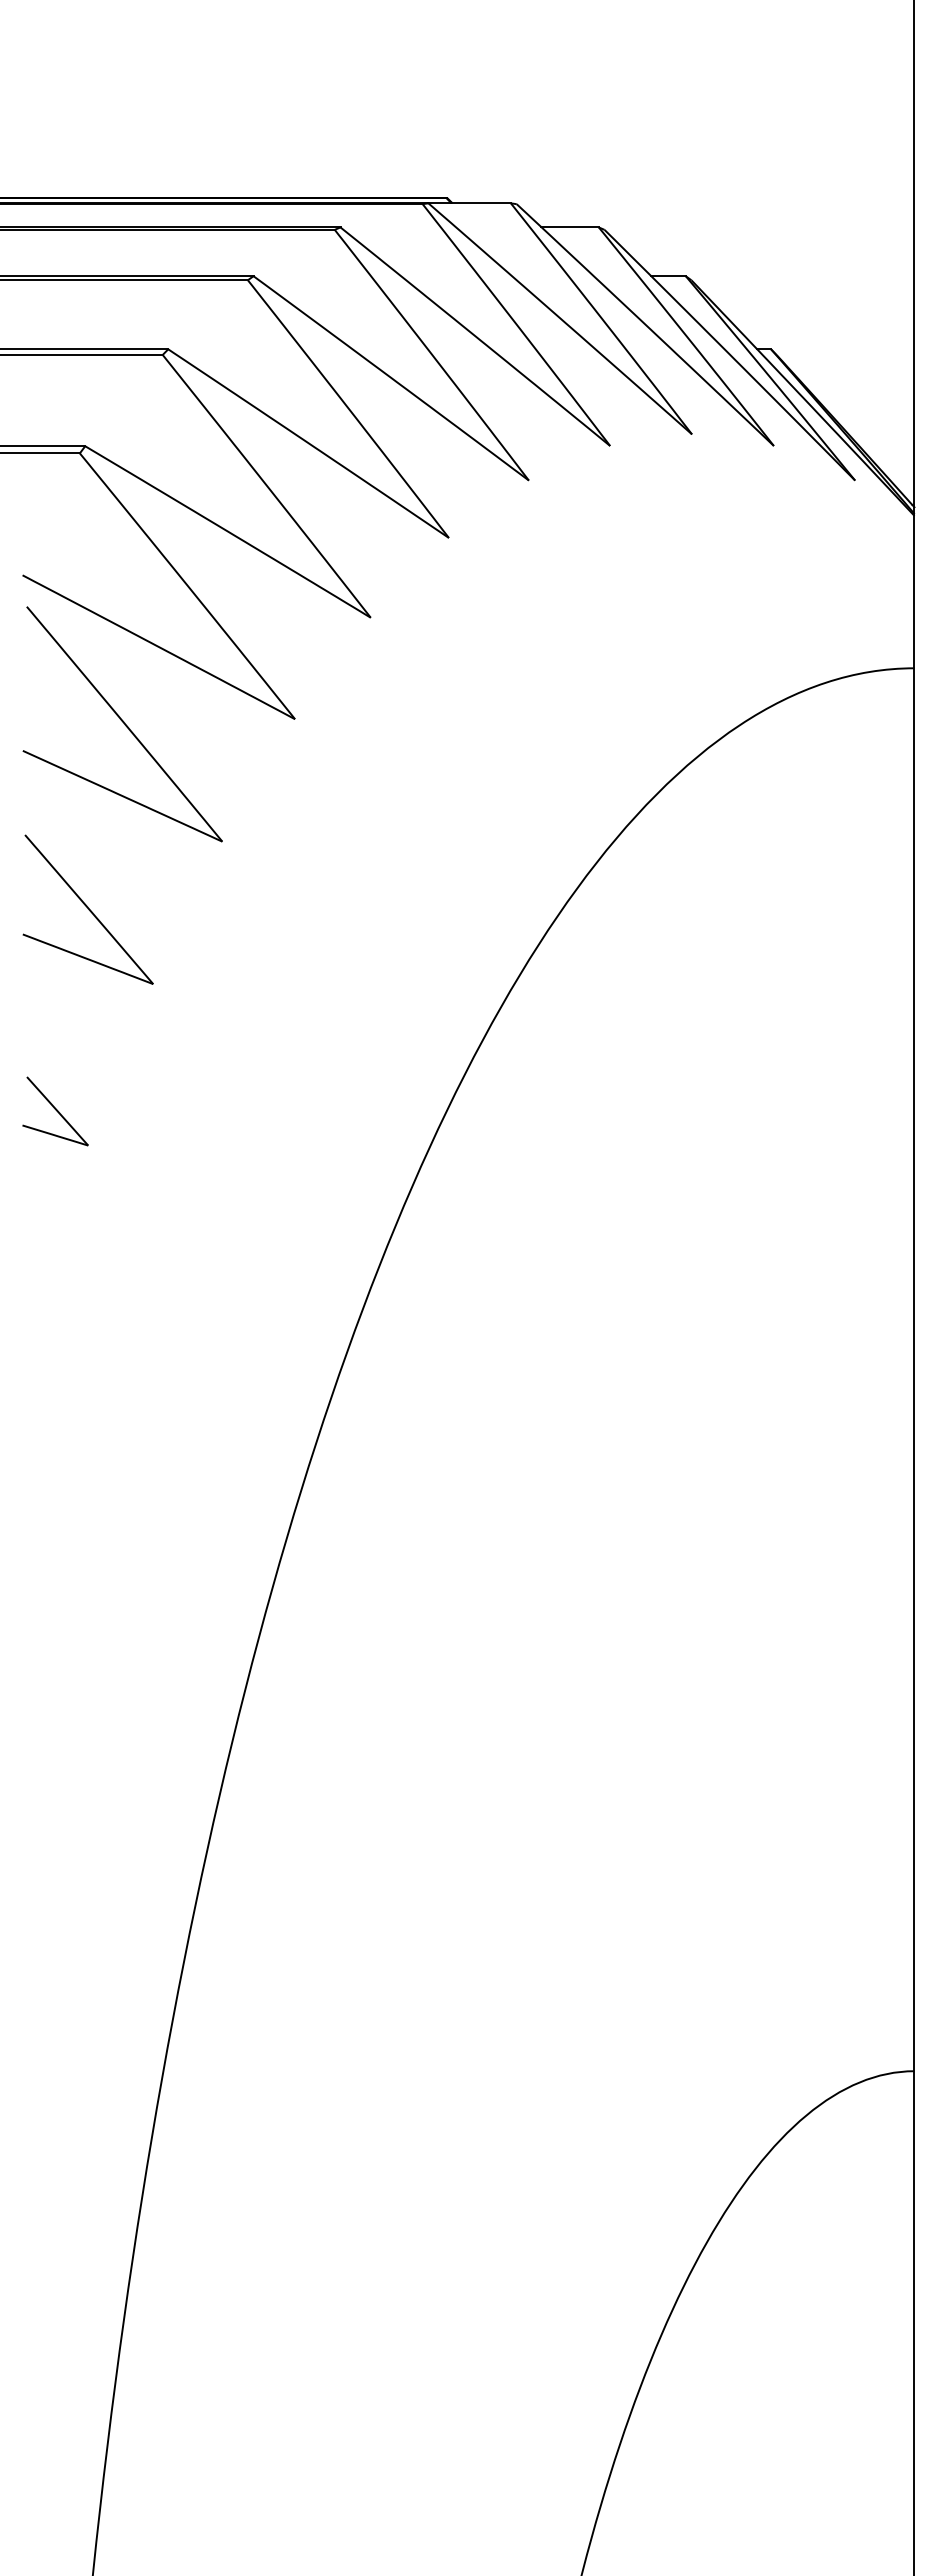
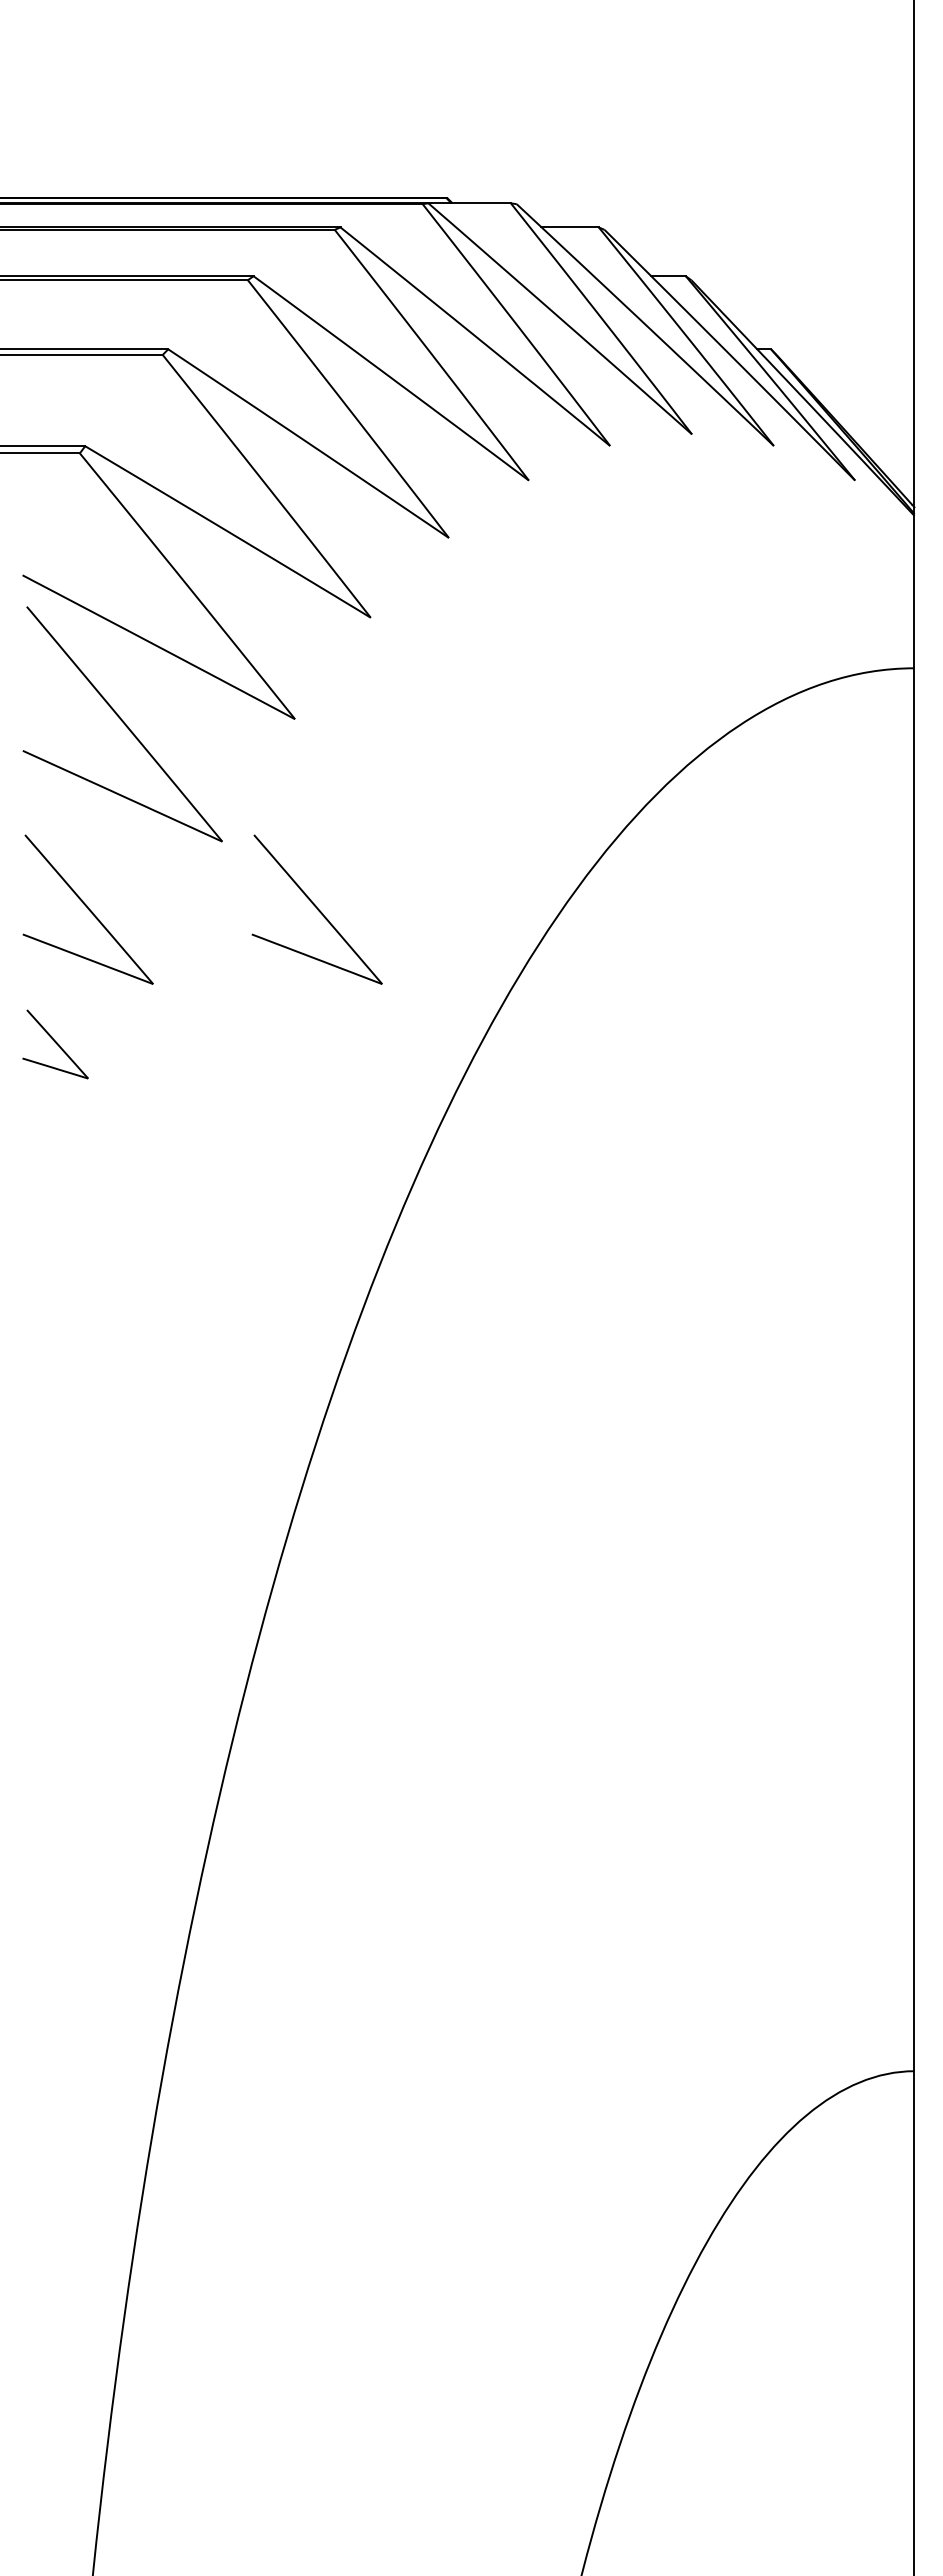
part: none -> present (316, 909)
part position: (55, 1111) -> (55, 1044) (55, 1044)
